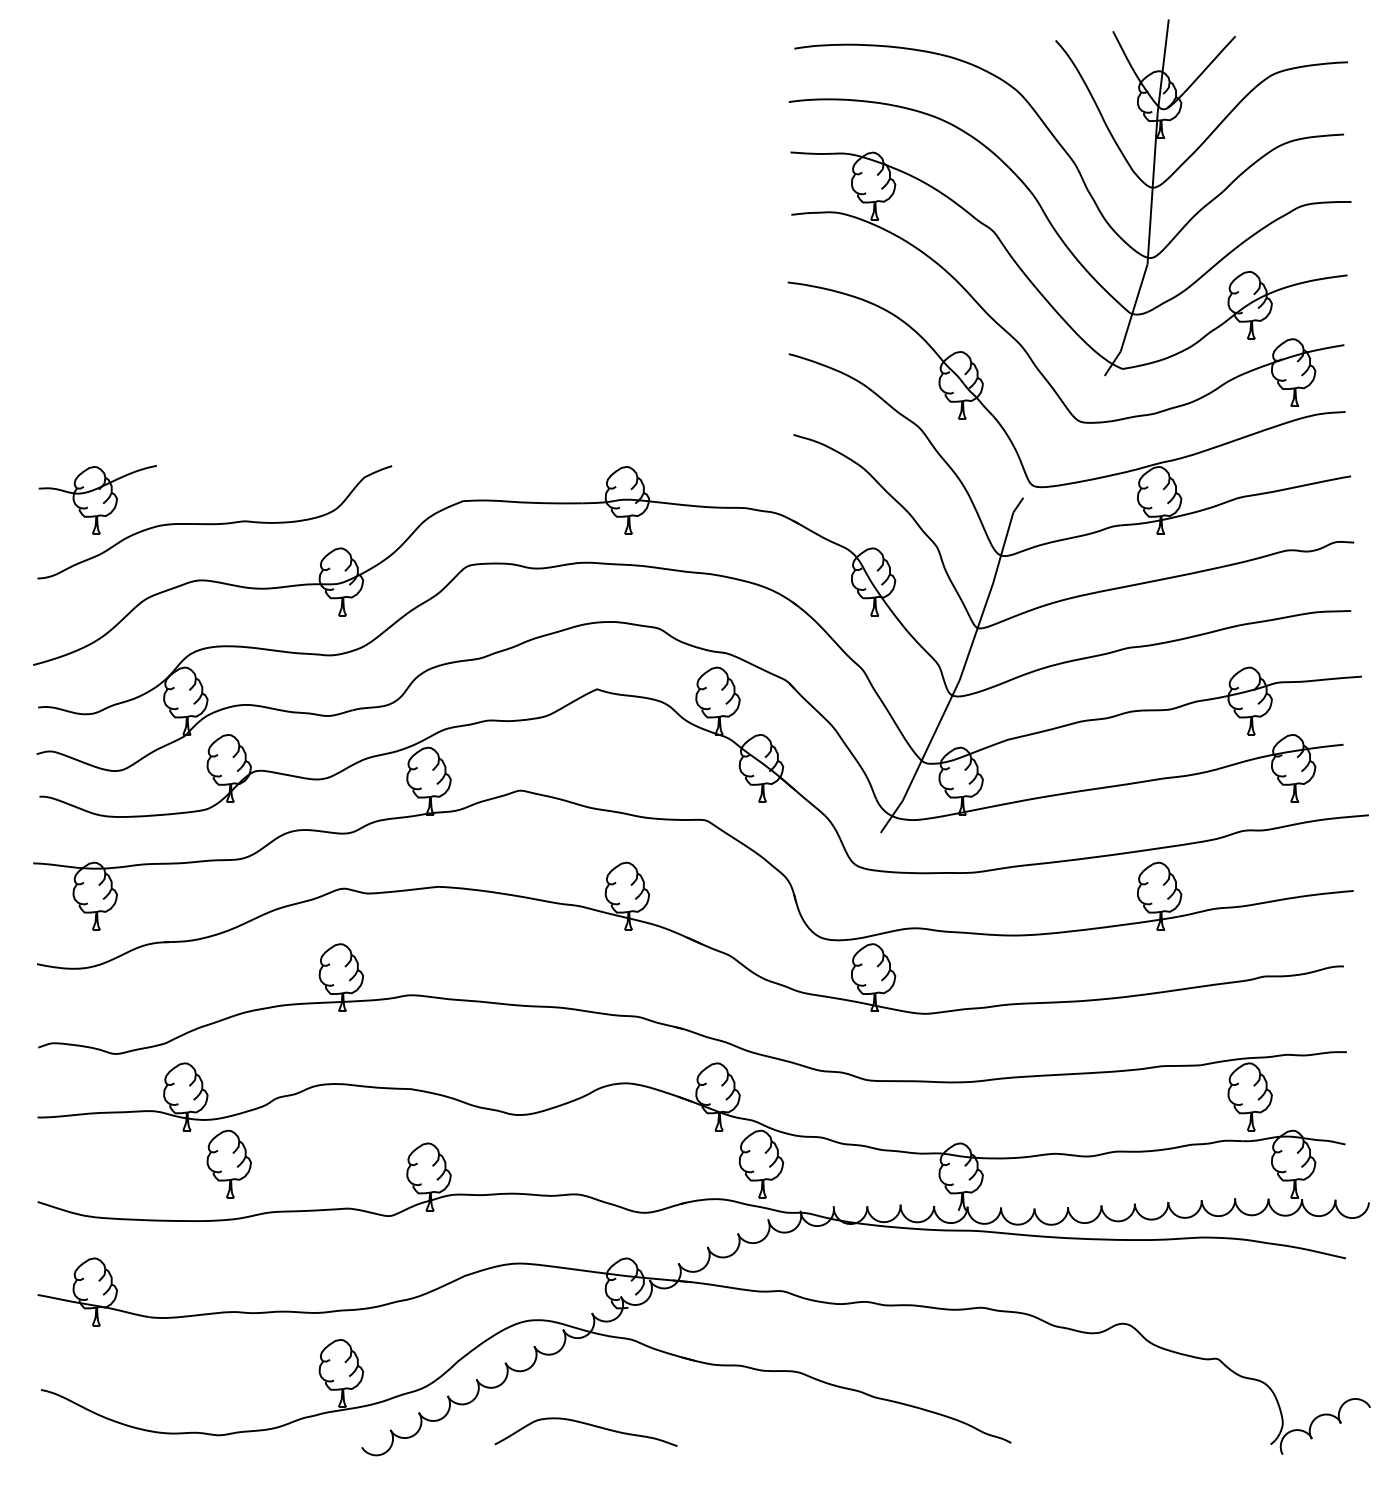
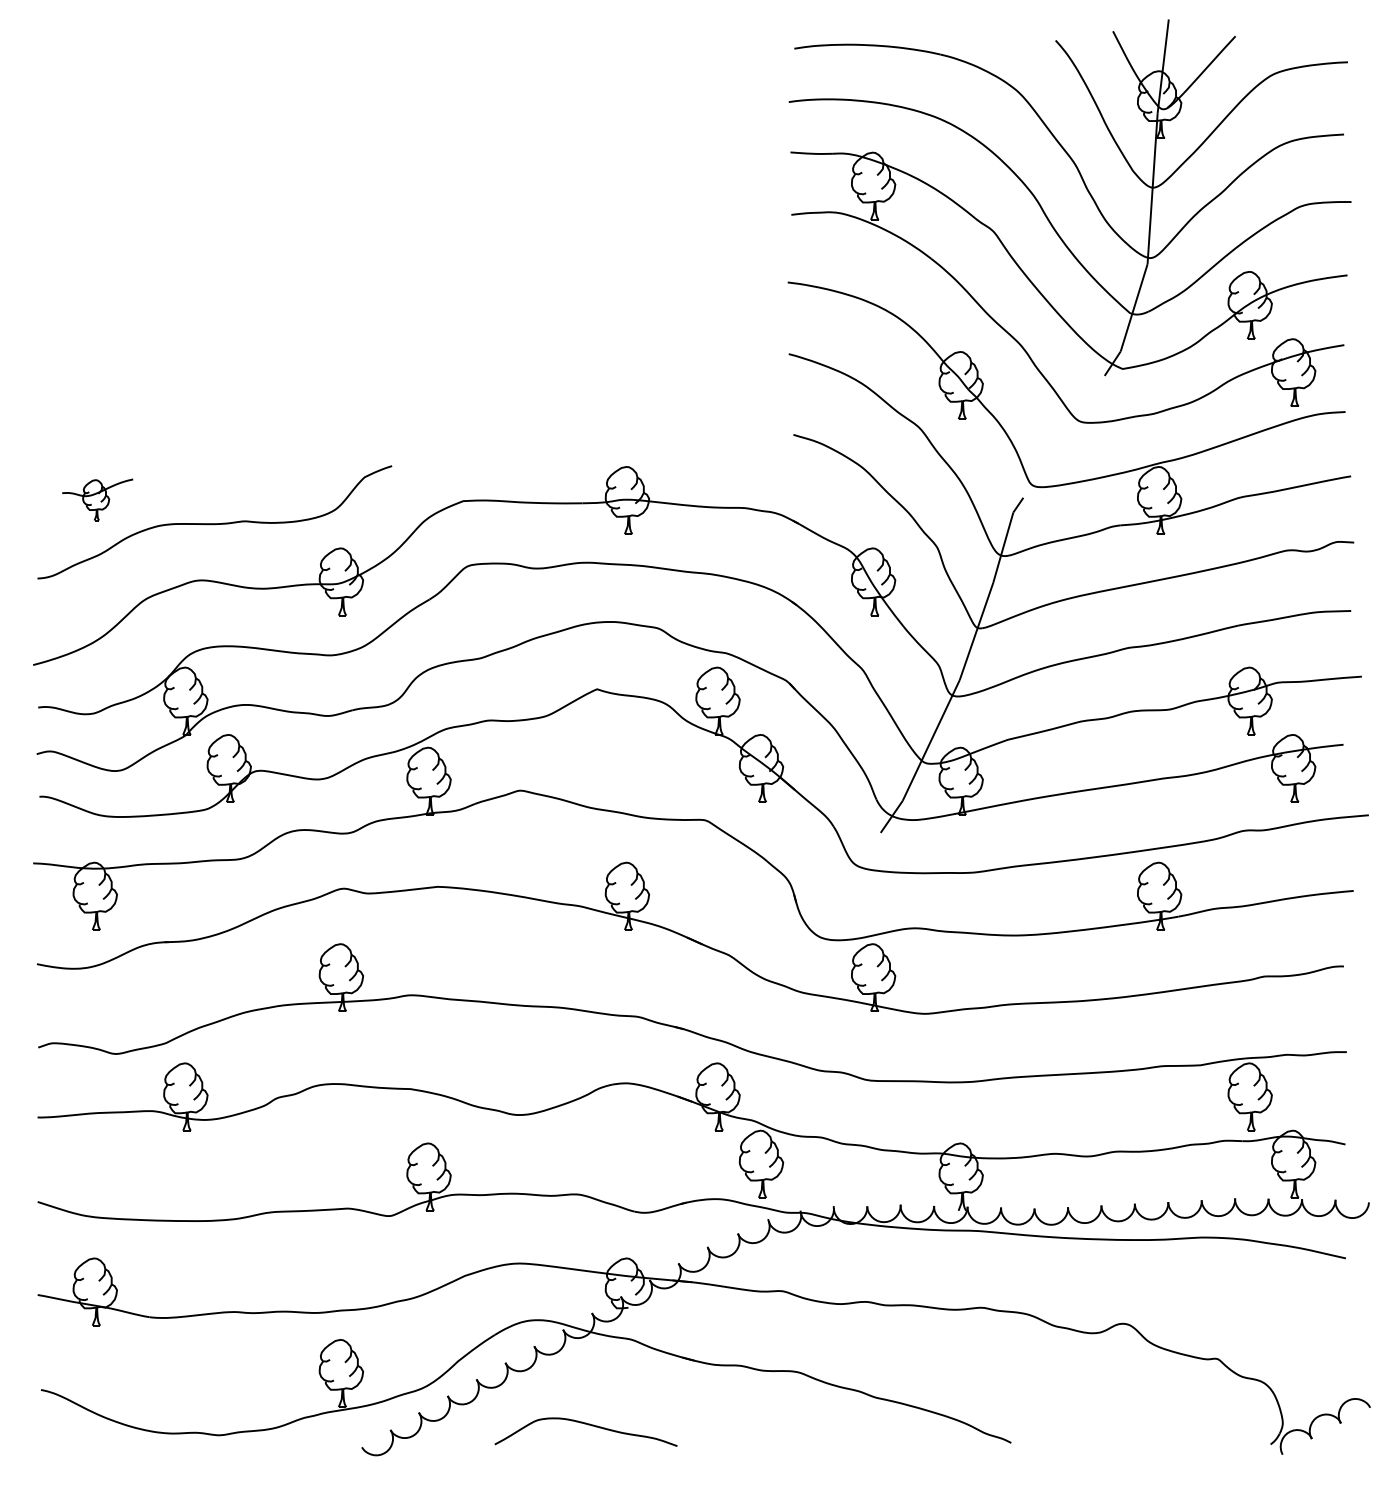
part size: 119x70 px -> 72x44 px (97, 499)
part: present -> none (228, 1163)
